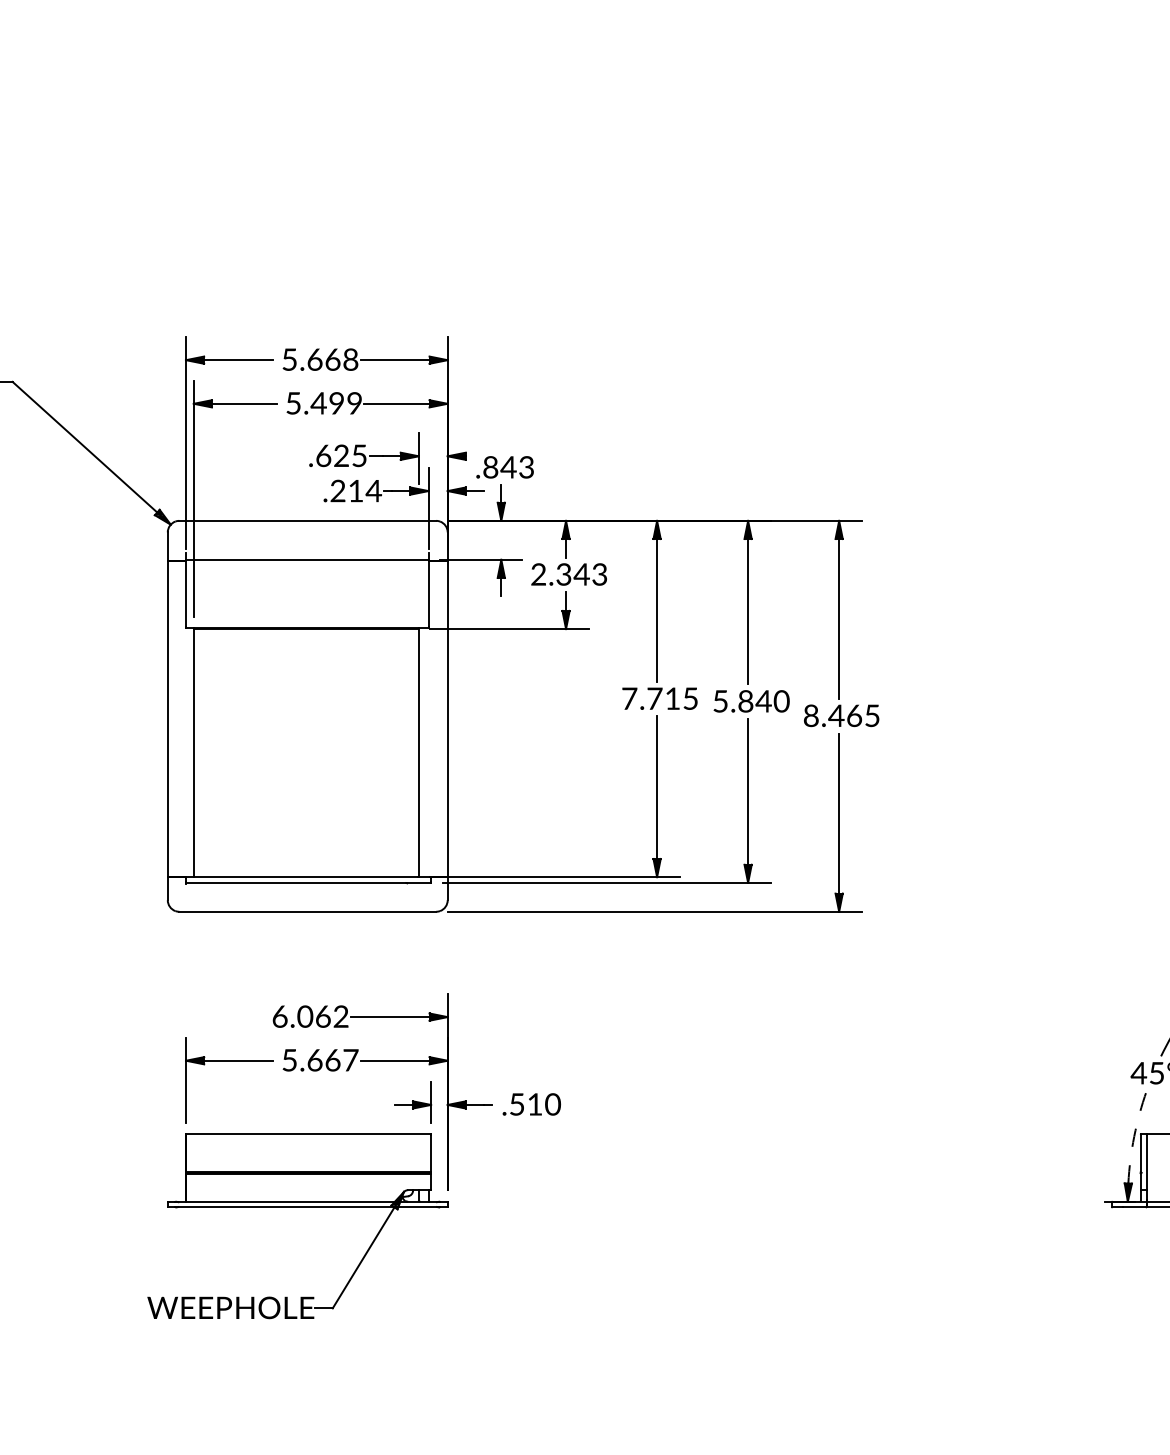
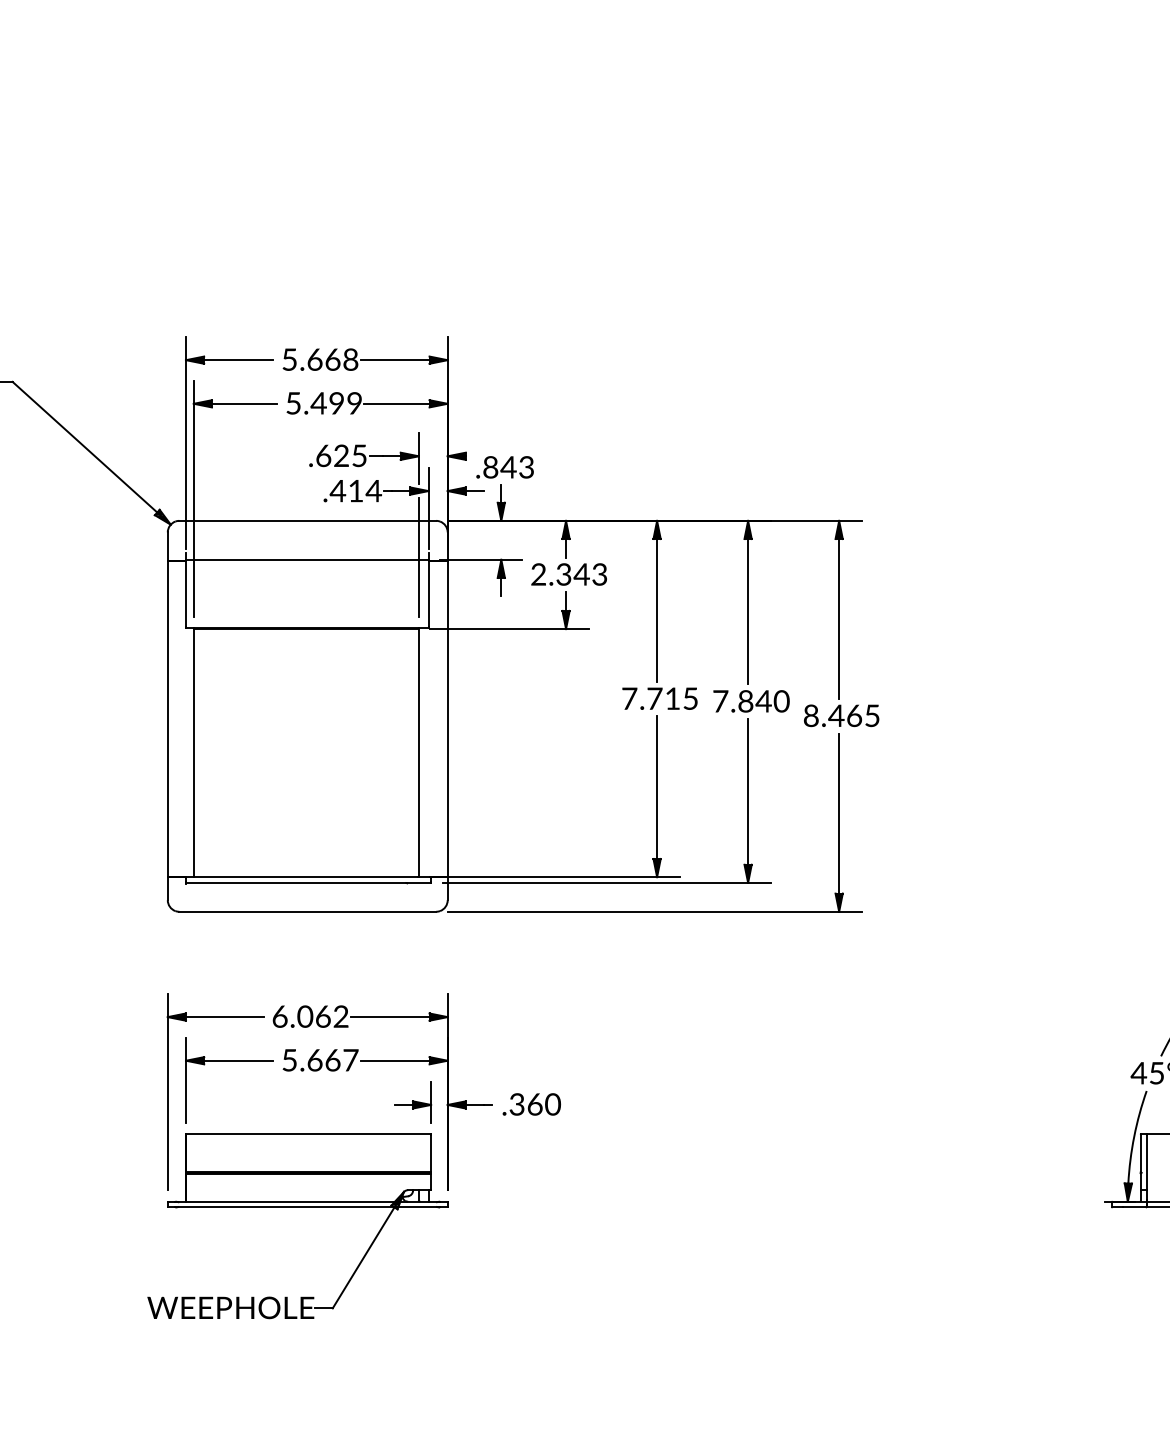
text: .214 -> .414 (337, 490)
line: none -> present (418, 557)
text: 5.840 -> 7.840 (720, 701)
part: none -> present (168, 1091)
text: .510 -> .360 (525, 1104)
arc: dashed -> solid (1134, 1136)
